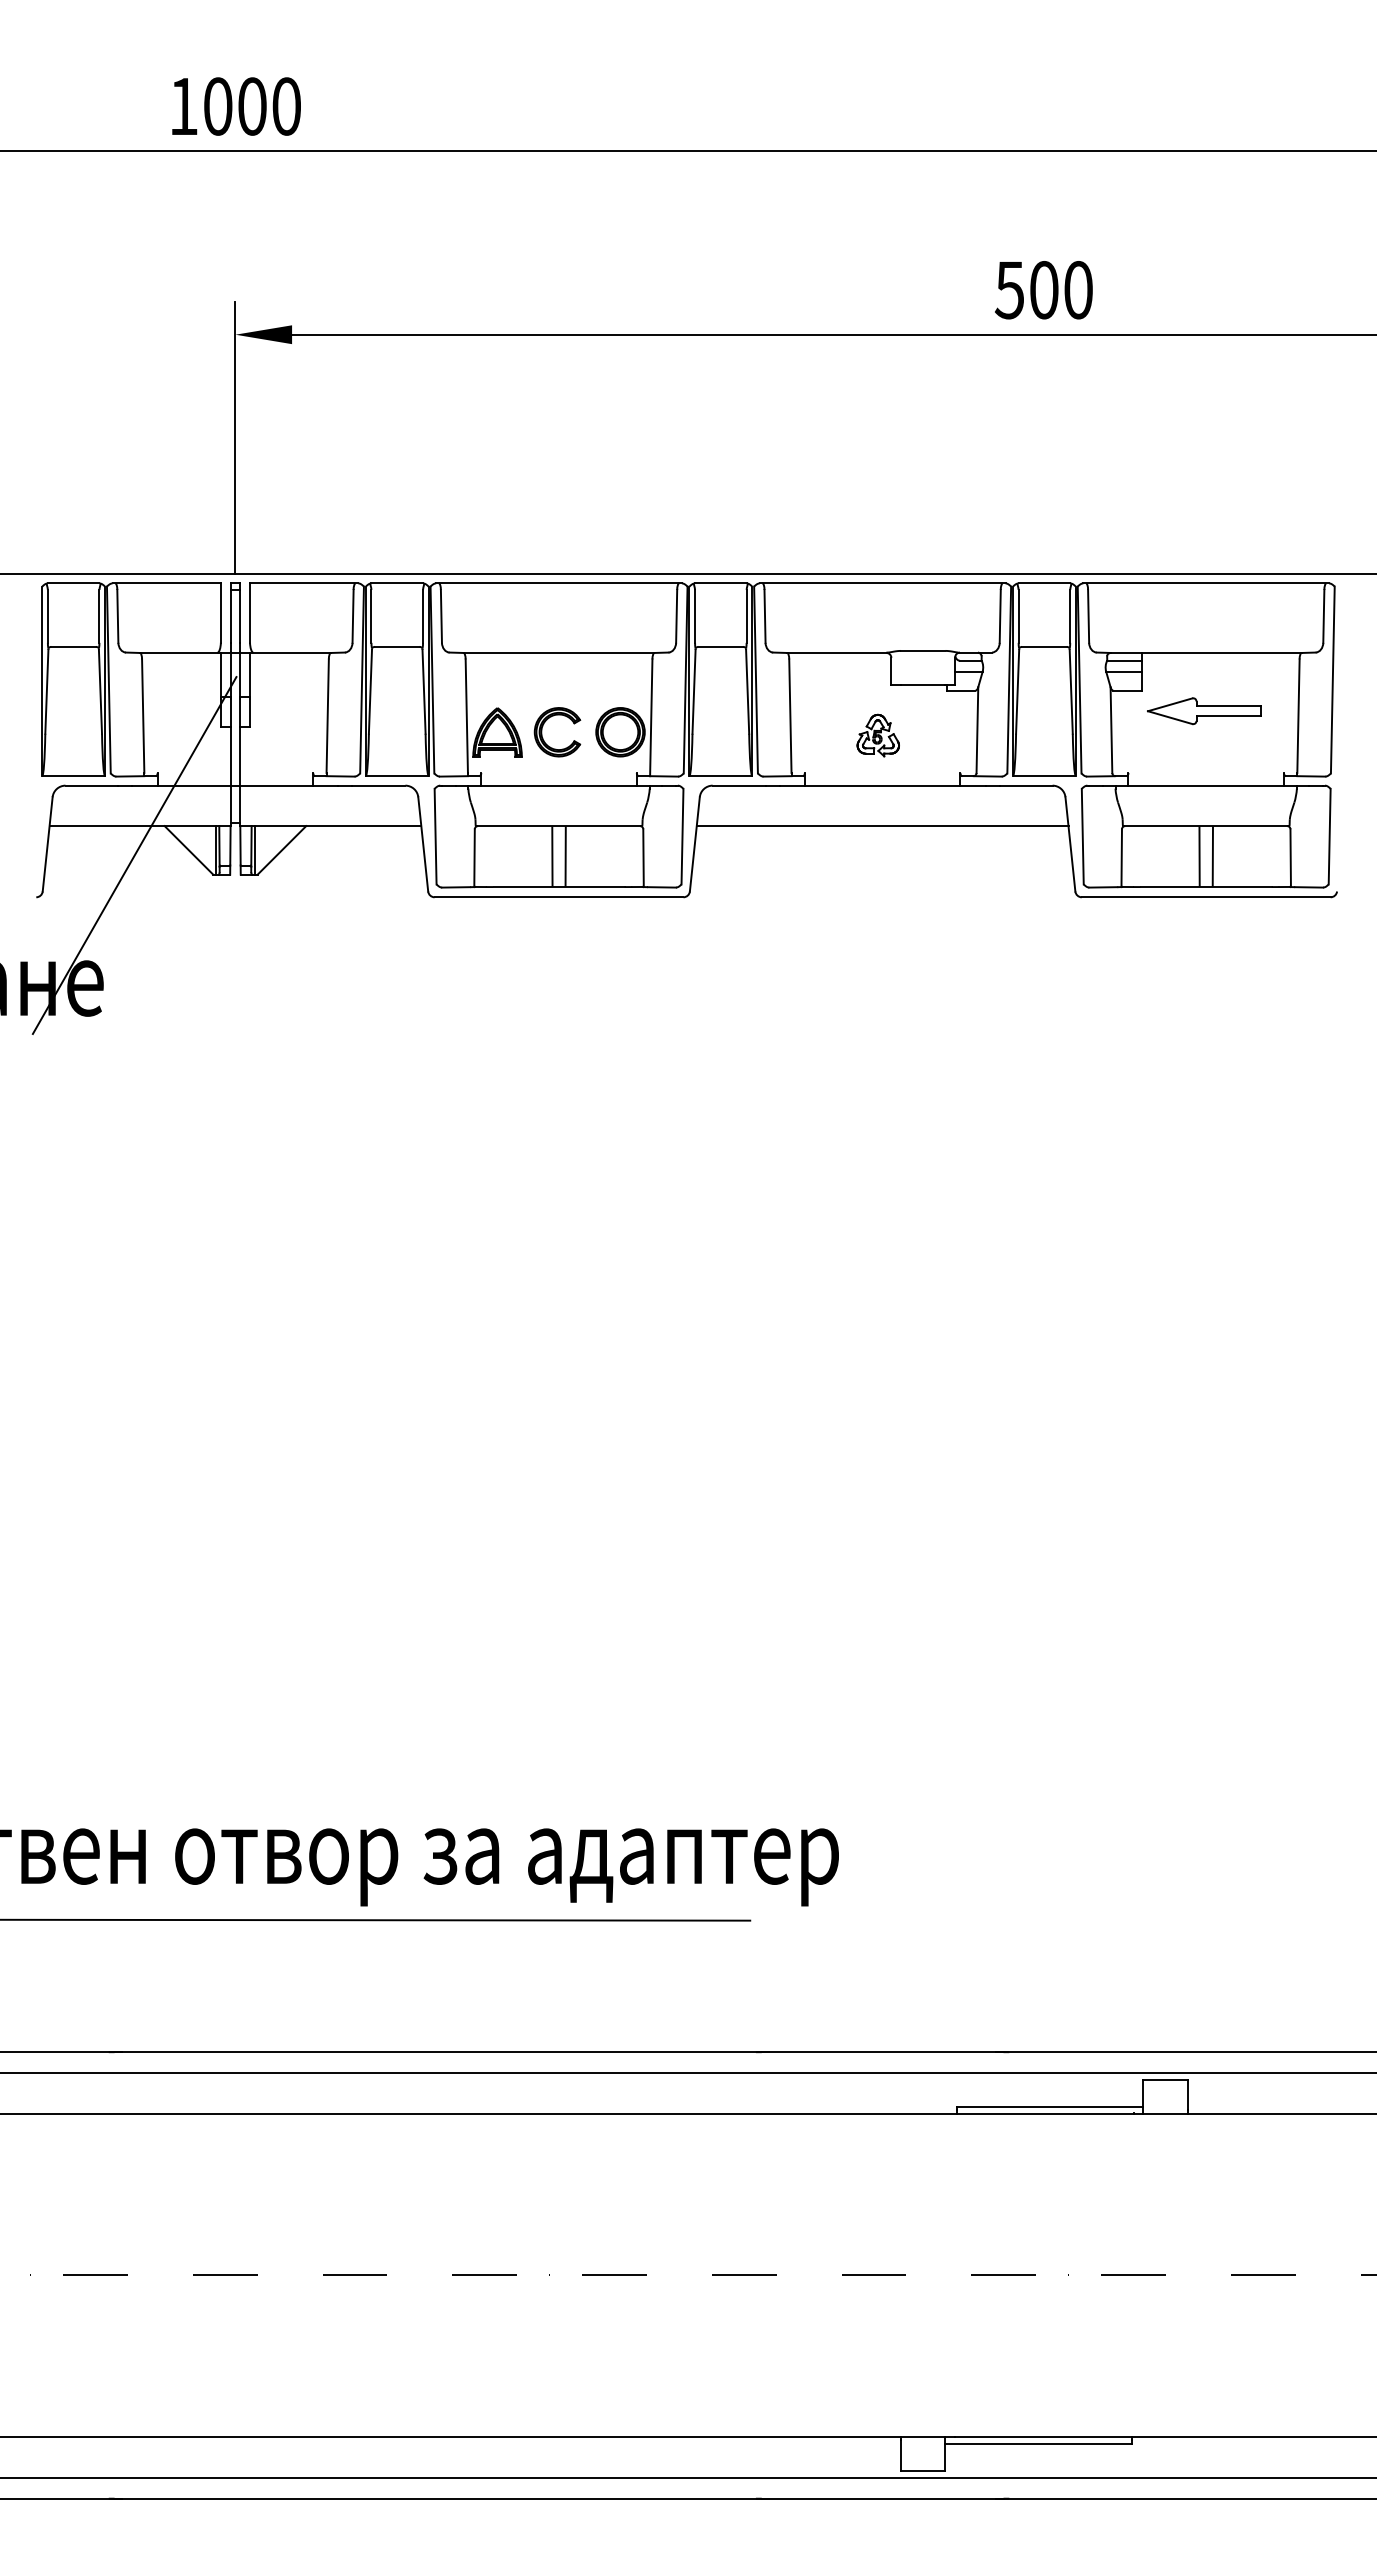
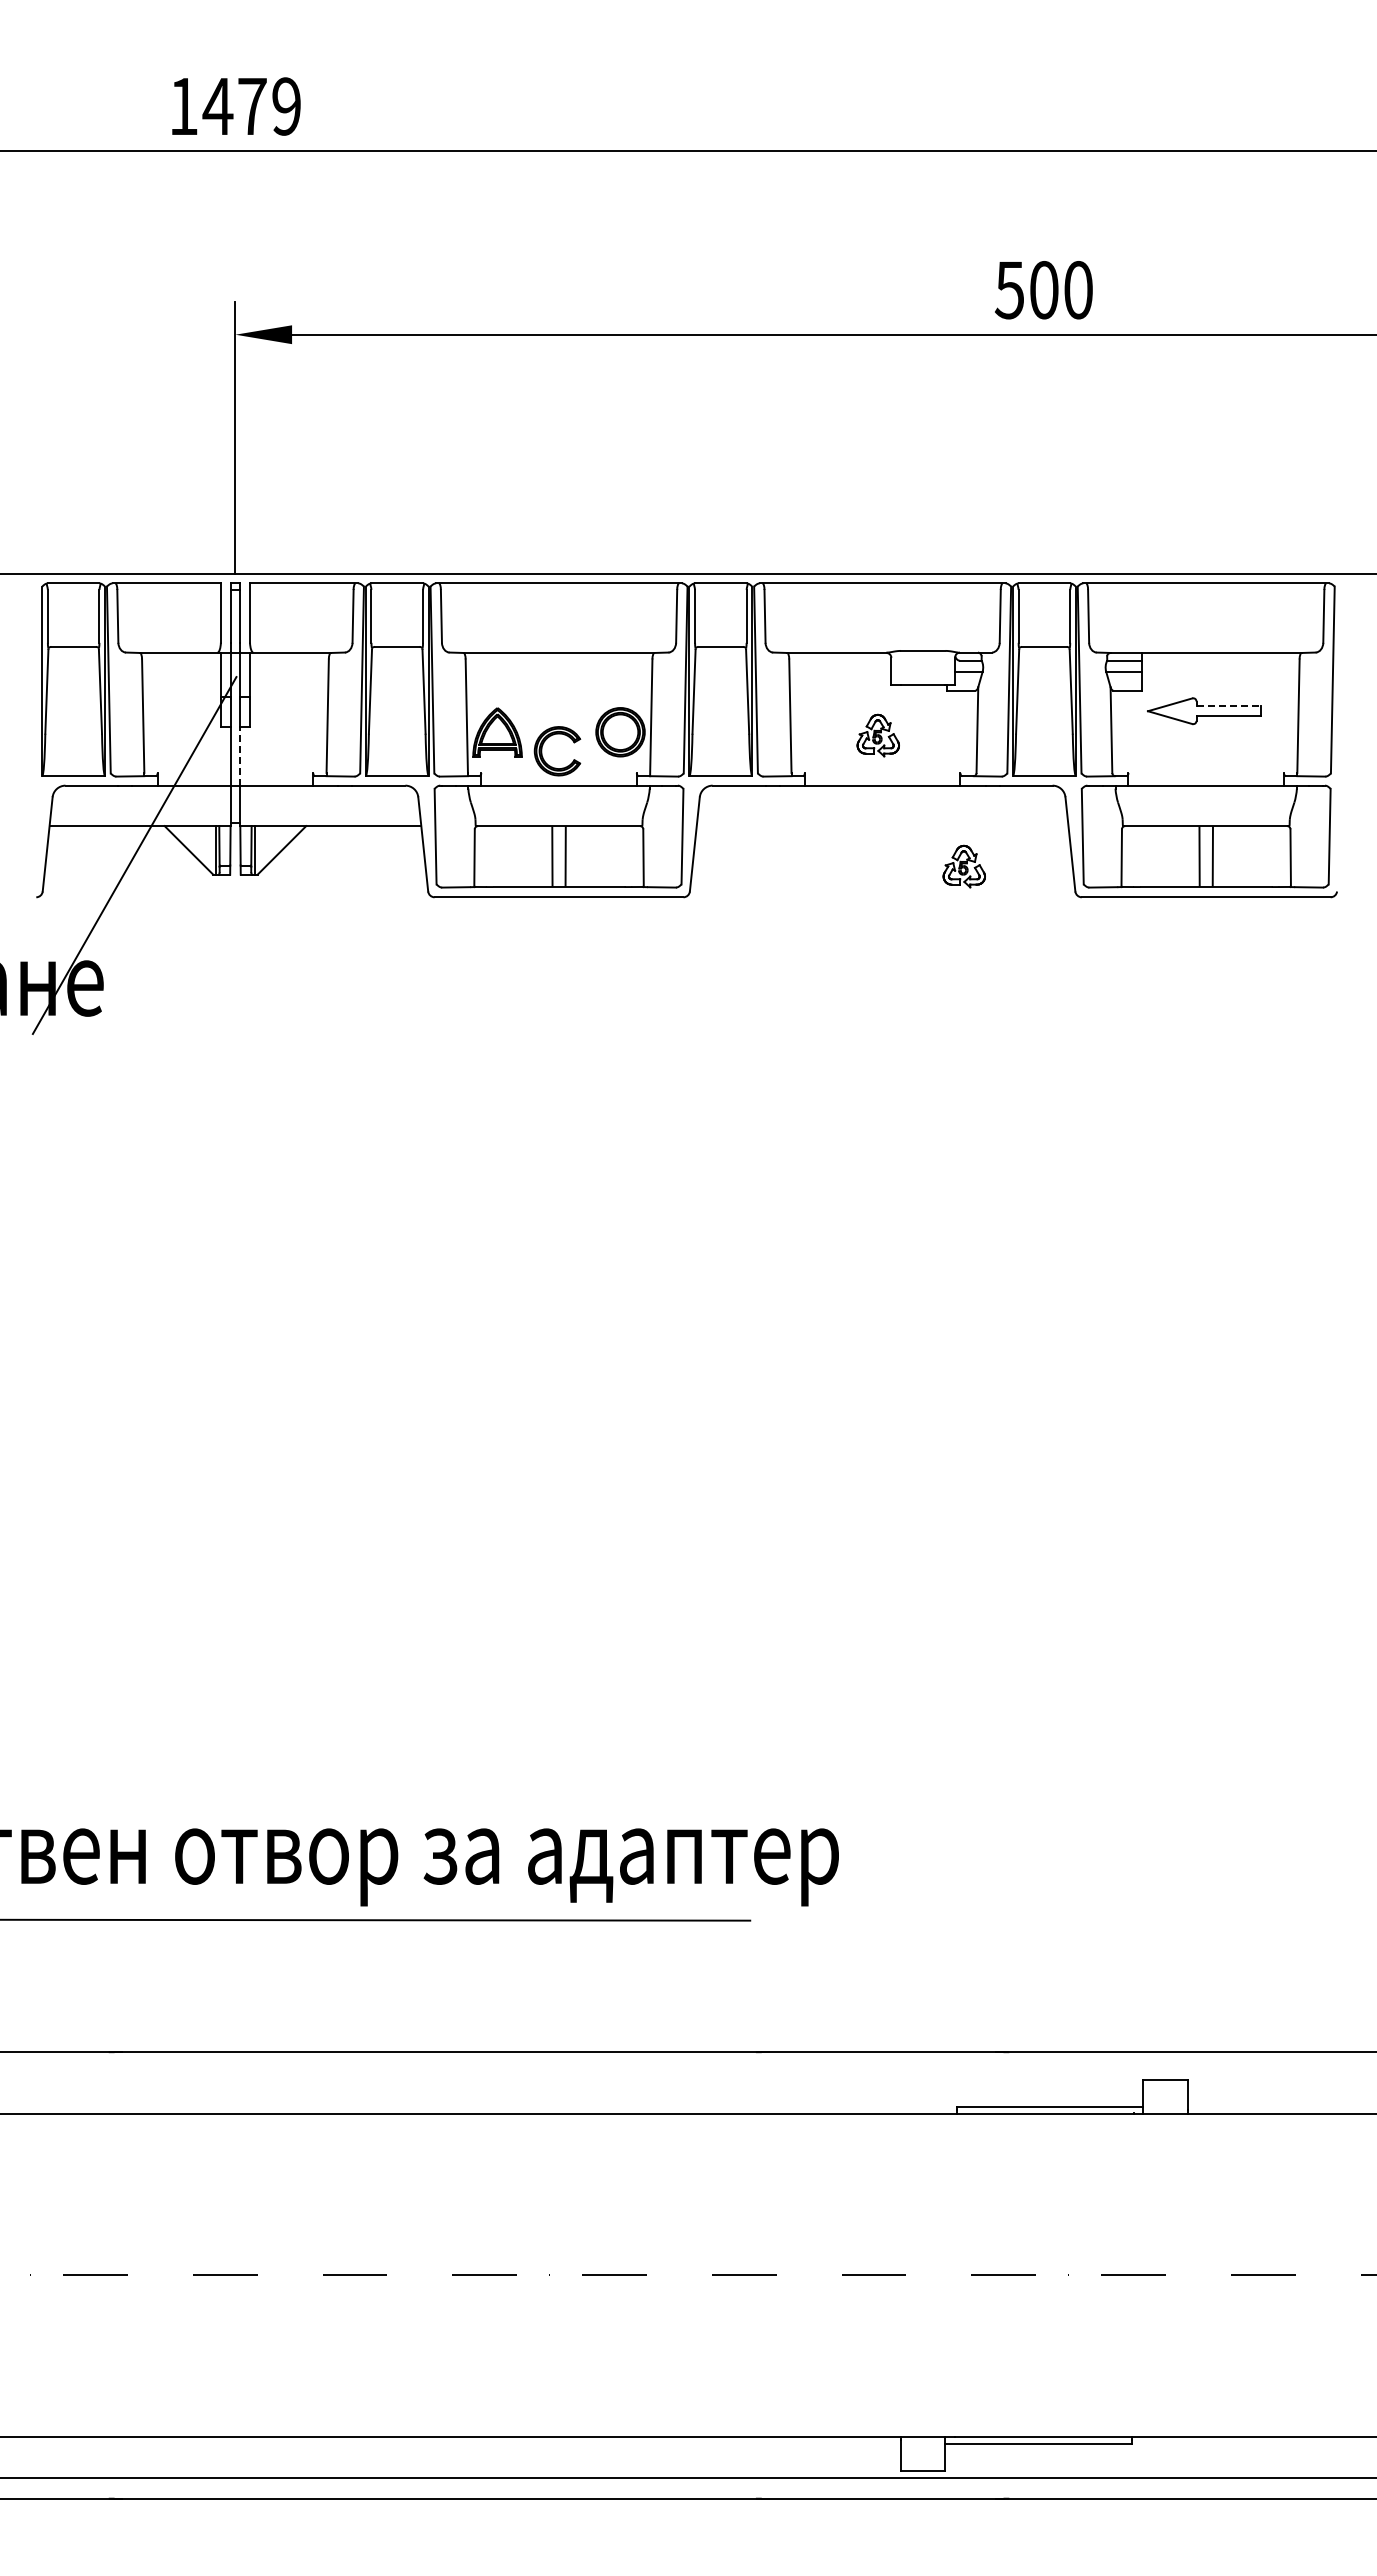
text: 1000 -> 1479 (251, 106)
line: solid -> dashed (1229, 706)
part position: (542, 732) -> (542, 751) (542, 751)
line: solid -> dashed (240, 756)
line: present -> none (882, 826)
part: none -> present (963, 866)
line: present -> none (687, 2073)
